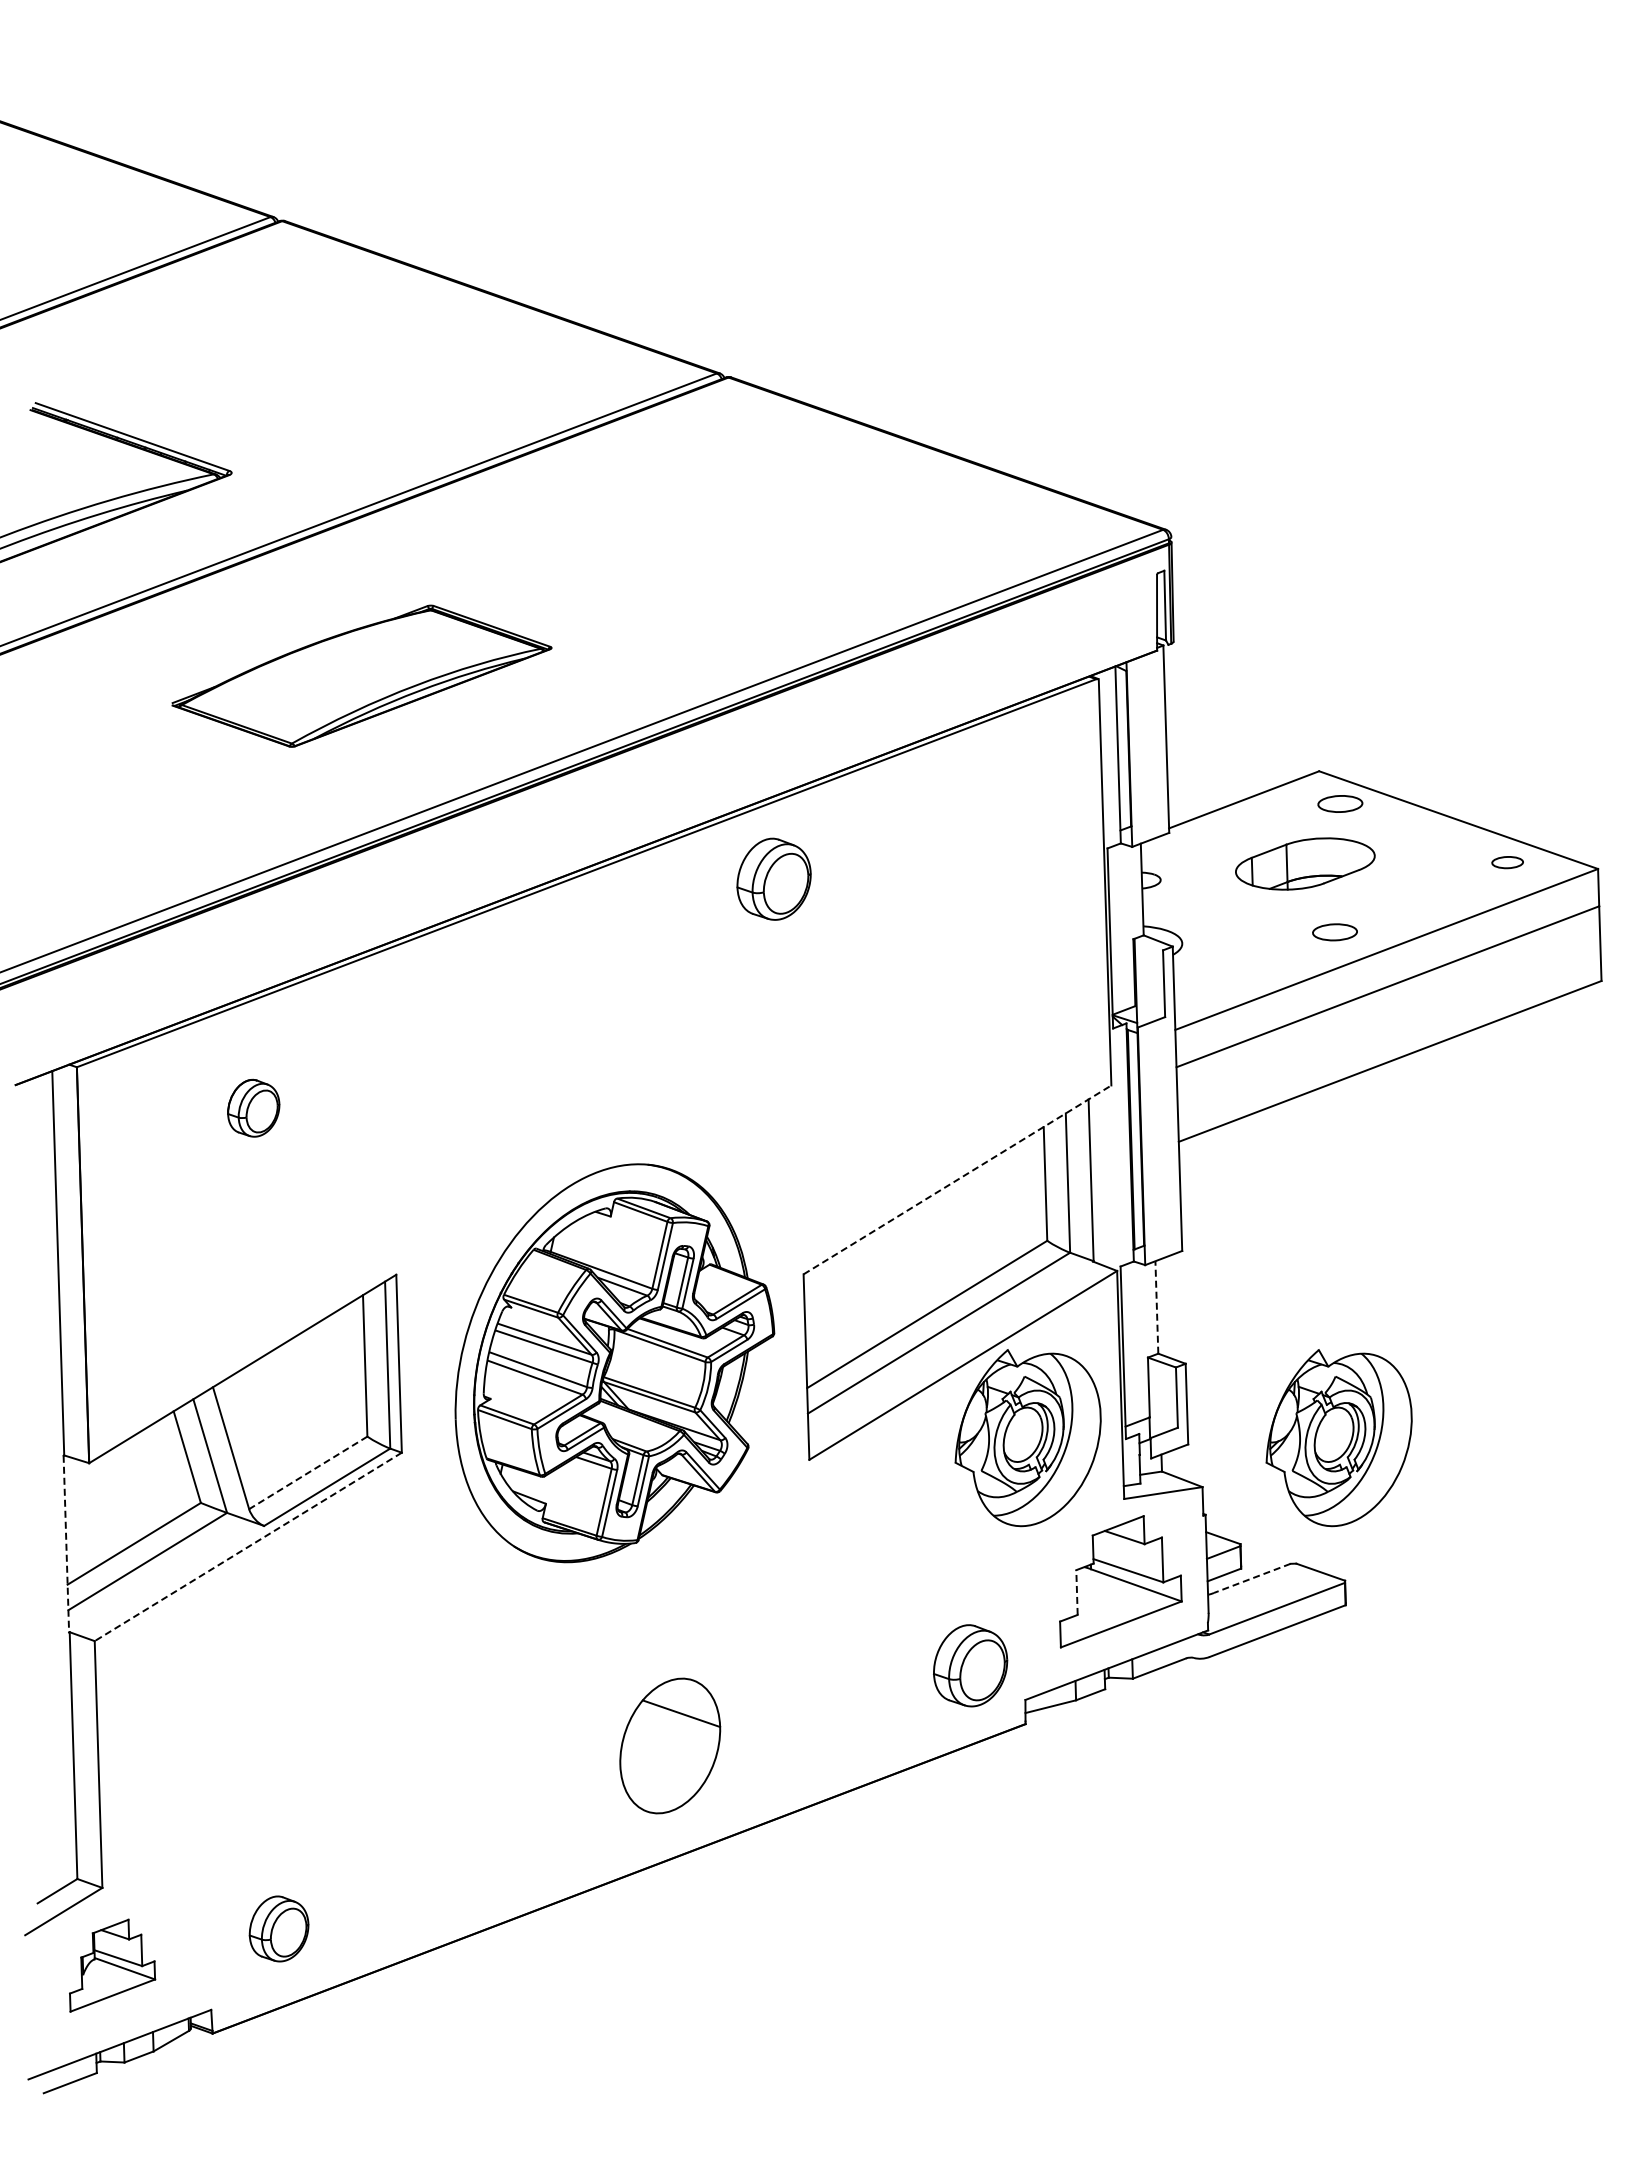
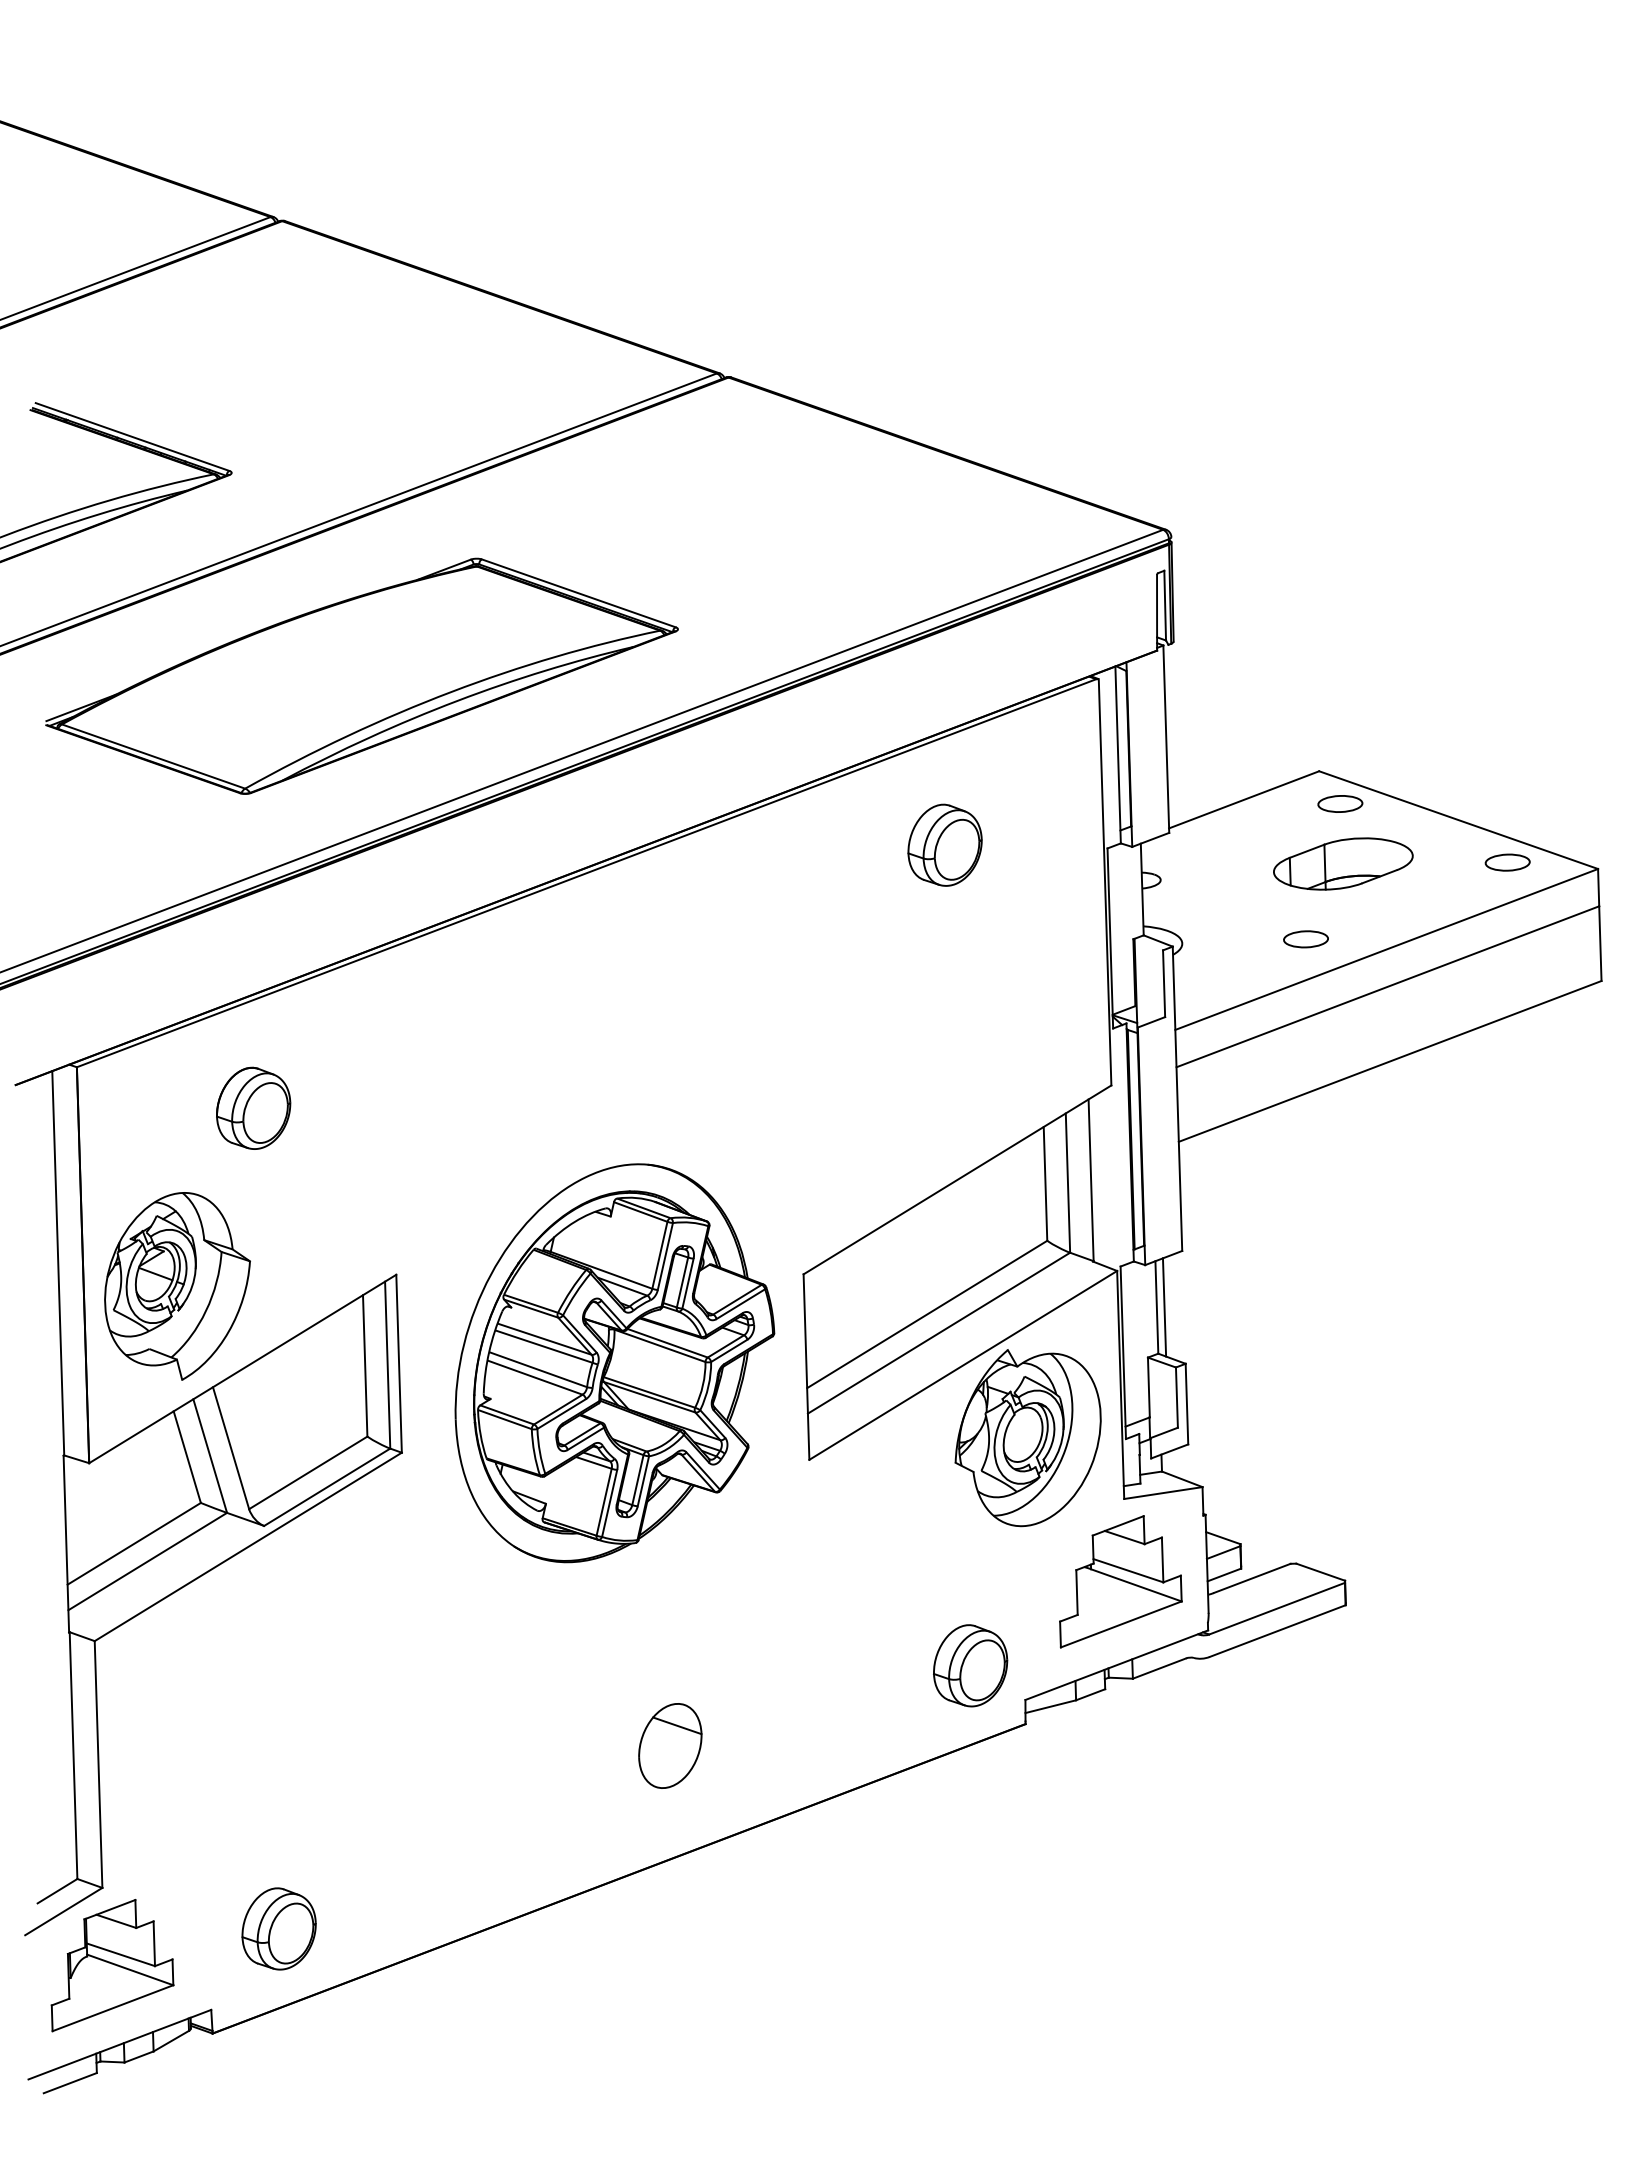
part size: 382x144 px -> 634x238 px (361, 675)
part size: 33x14 px -> 47x19 px (1507, 862)
part position: (1305, 863) -> (1343, 863) (1343, 863)
part position: (773, 878) -> (944, 844) (944, 844)
part position: (1334, 932) -> (1305, 939) (1305, 939)
part size: 54x60 px -> 76x84 px (253, 1107)
line: dashed -> solid (957, 1179)
part: none -> present (177, 1286)
line: dashed -> solid (1156, 1306)
line: none -> present (1164, 1307)
part: present -> none (1338, 1438)
line: dashed -> solid (307, 1473)
line: dashed -> solid (66, 1544)
line: dashed -> solid (247, 1547)
line: dashed -> solid (1252, 1578)
line: dashed -> solid (1076, 1592)
part size: 103x138 px -> 65x86 px (670, 1745)
part size: 62x68 px -> 76x84 px (278, 1928)
part size: 88x95 px -> 125x134 px (112, 1965)
